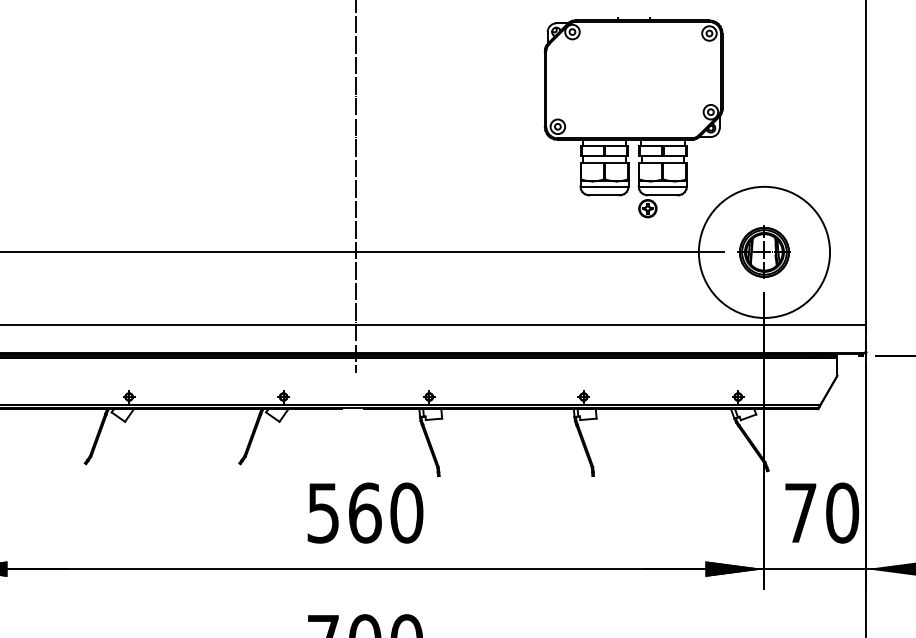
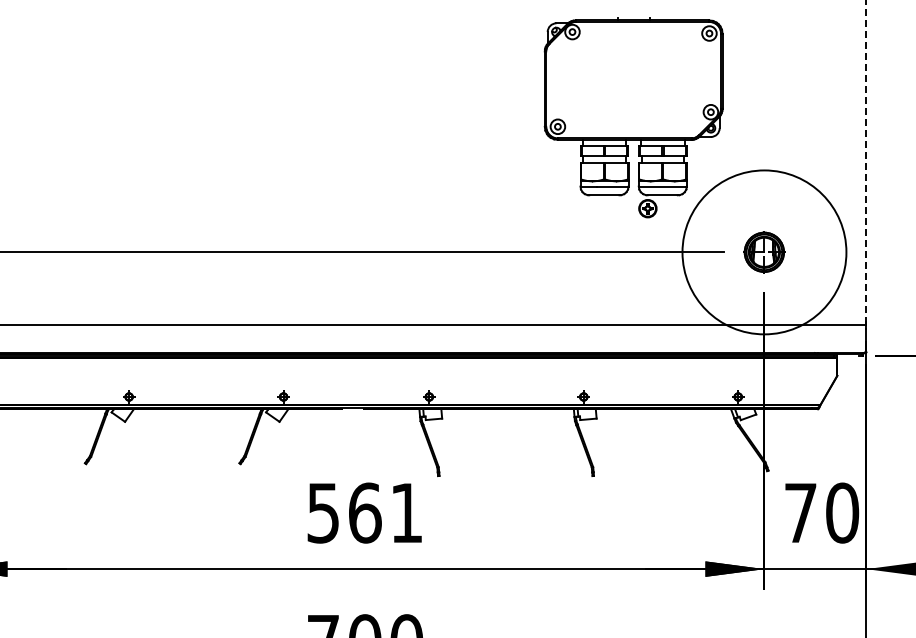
line: solid -> dashed (866, 160)
line: present -> none (356, 187)
part size: 54x54 px -> 43x43 px (764, 252)
circle diameter: 131 px -> 164 px (764, 252)
text: 560 -> 561 (406, 512)
